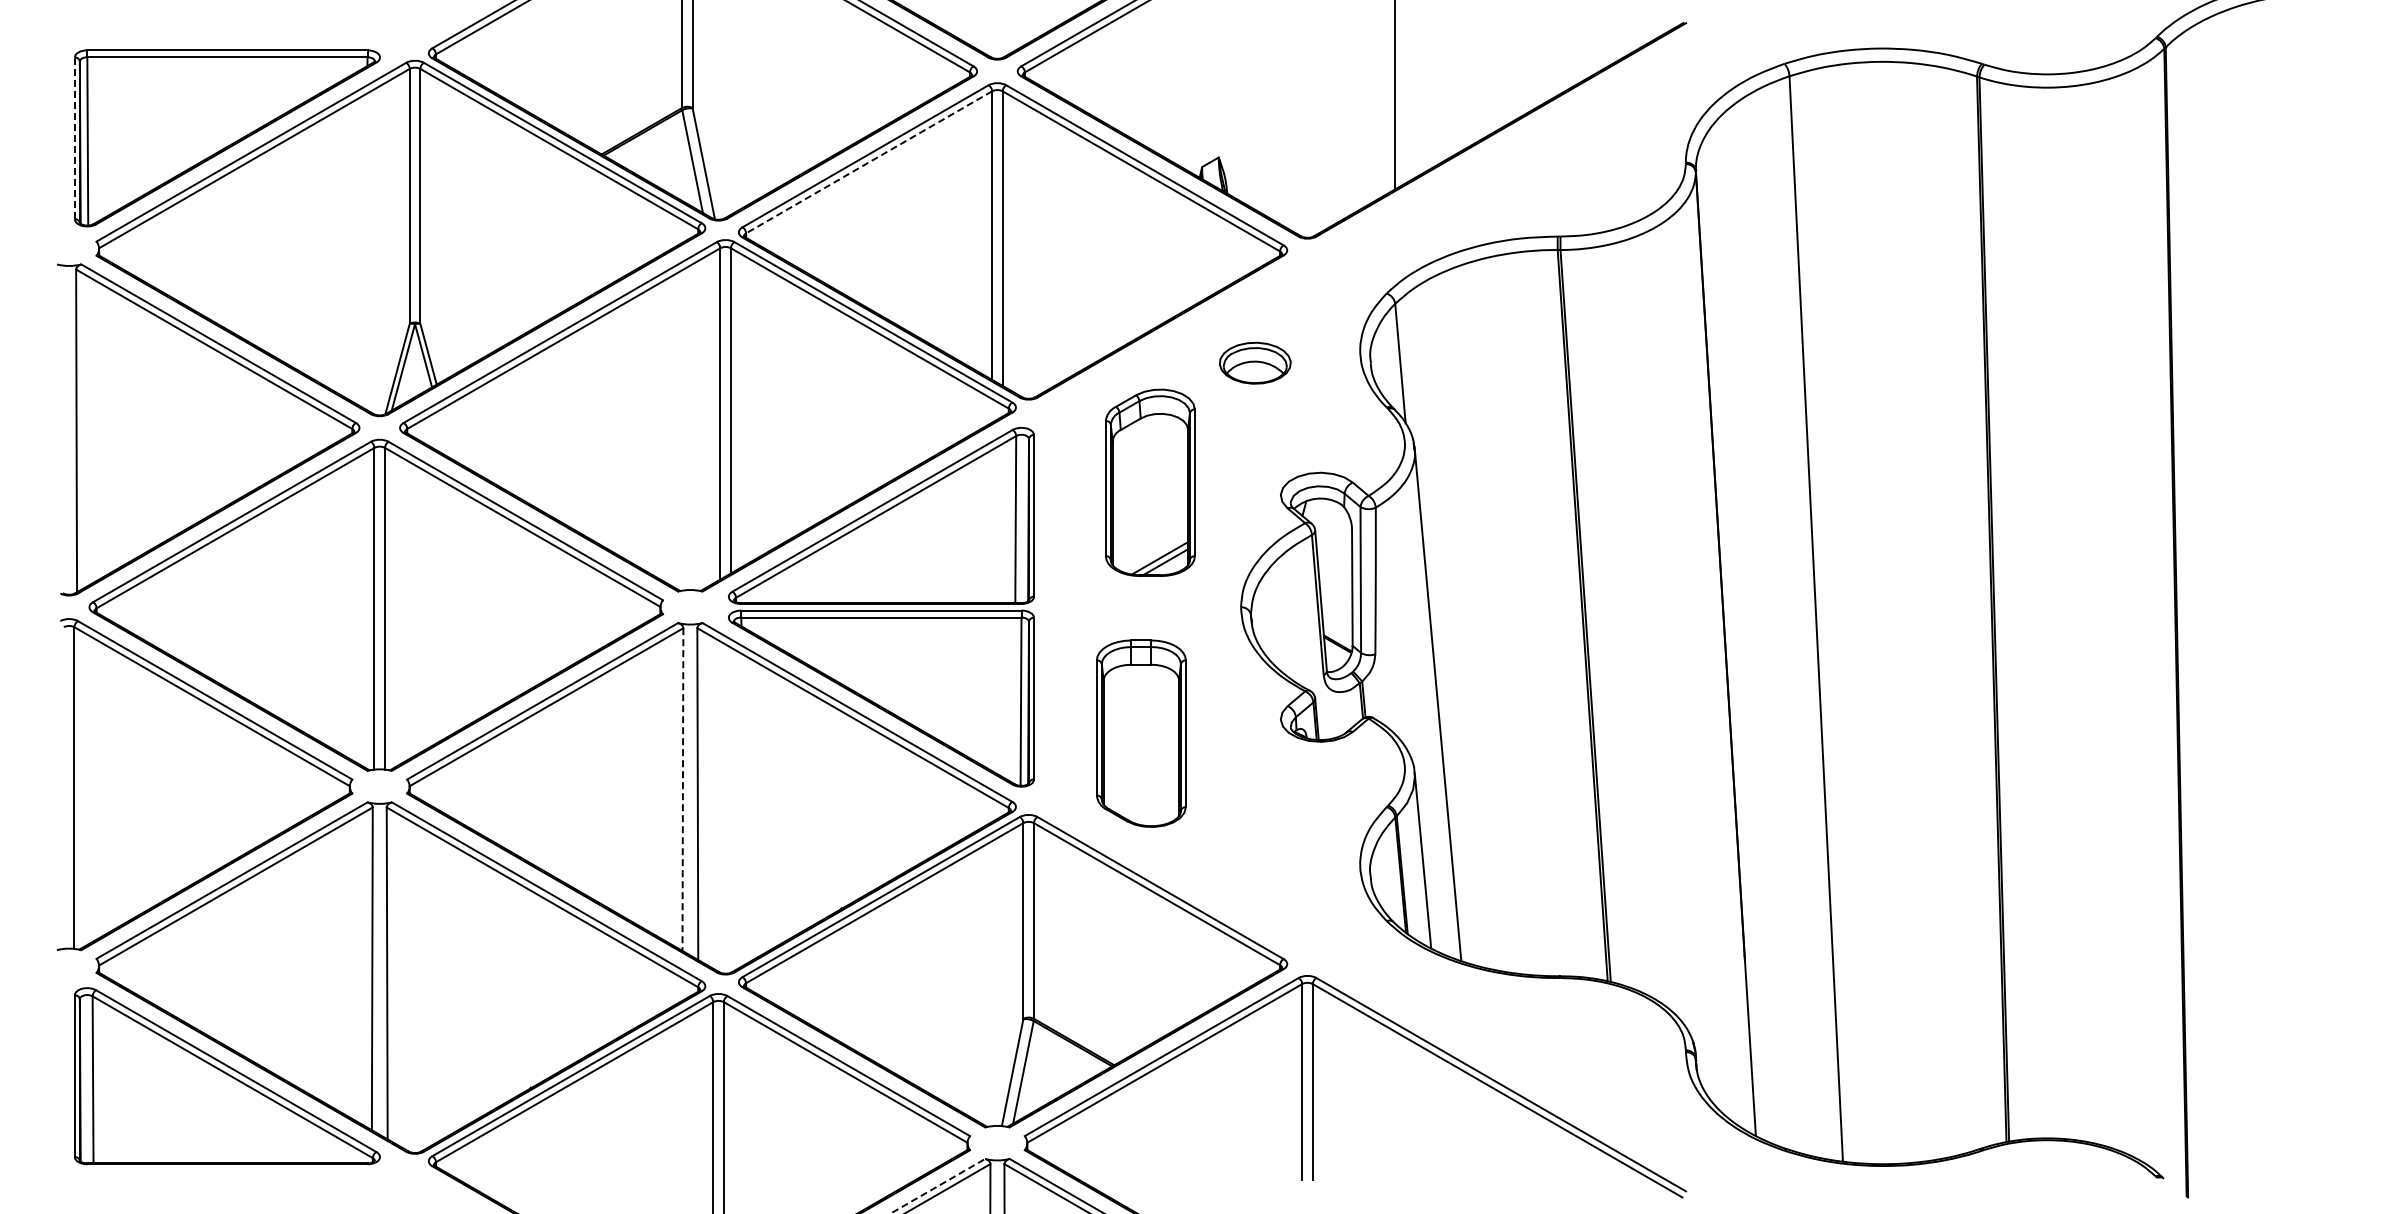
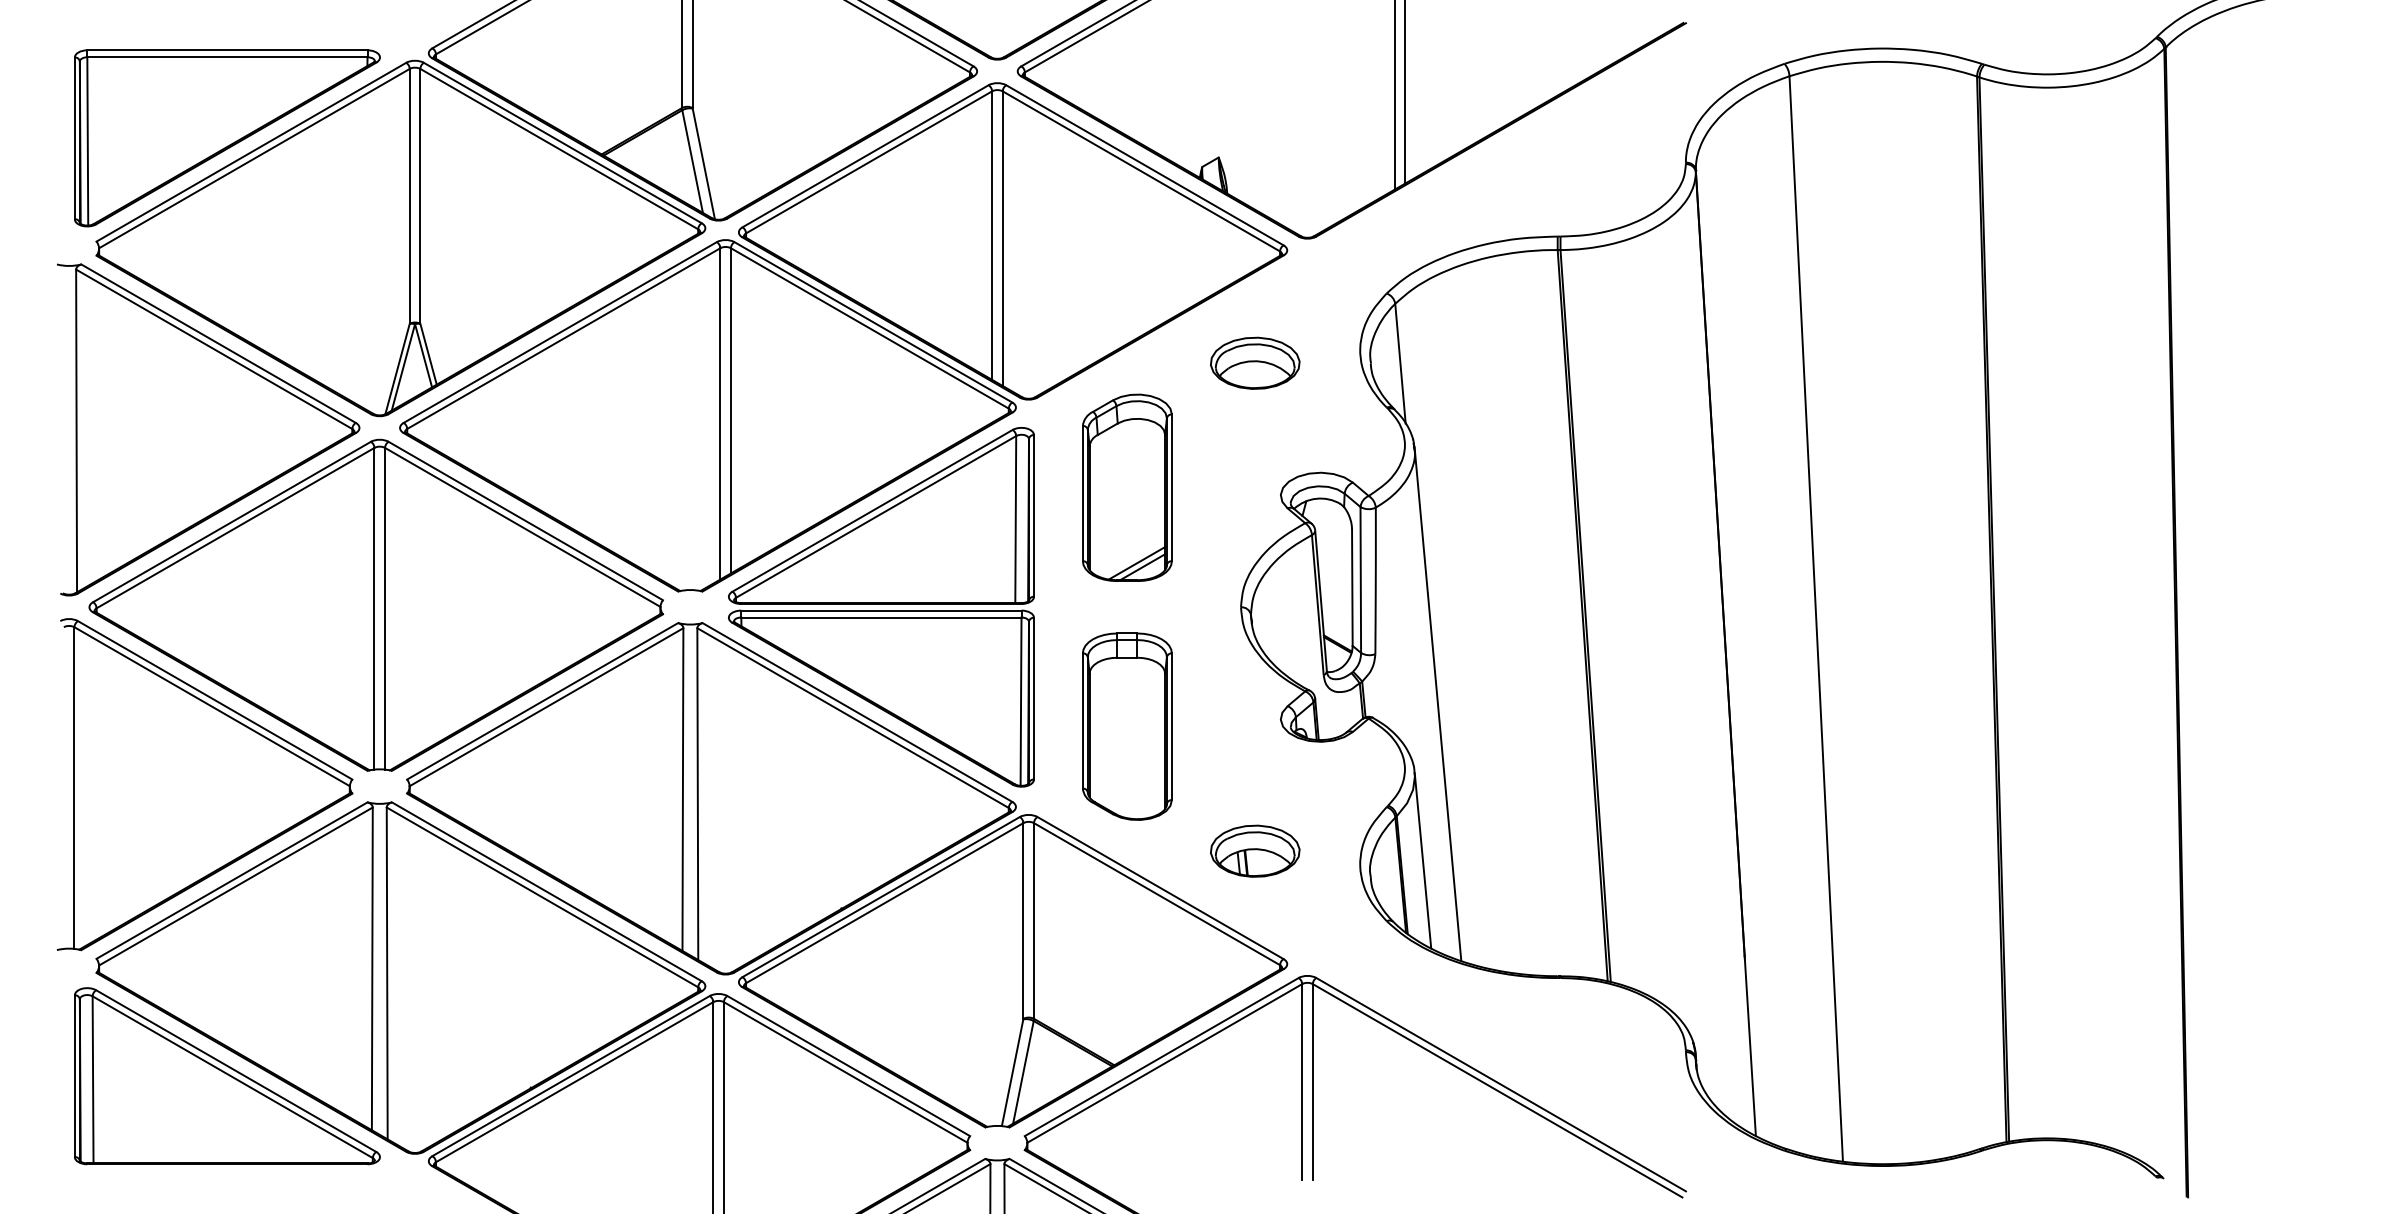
line: none -> present (1405, 92)
line: dashed -> solid (74, 138)
line: dashed -> solid (868, 162)
part size: 74x44 px -> 91x54 px (1255, 362)
part position: (1150, 482) -> (1127, 487) (1127, 487)
part position: (1141, 733) -> (1127, 726) (1127, 726)
line: dashed -> solid (682, 789)
part: none -> present (1255, 850)
line: dashed -> solid (937, 1186)
